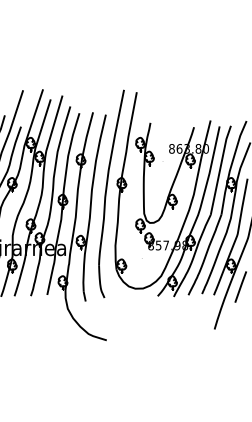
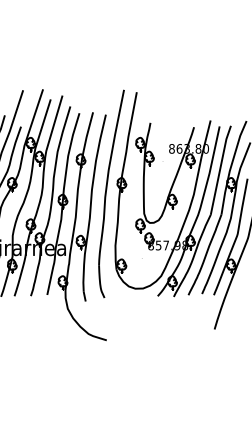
line: present -> none (240, 286)
